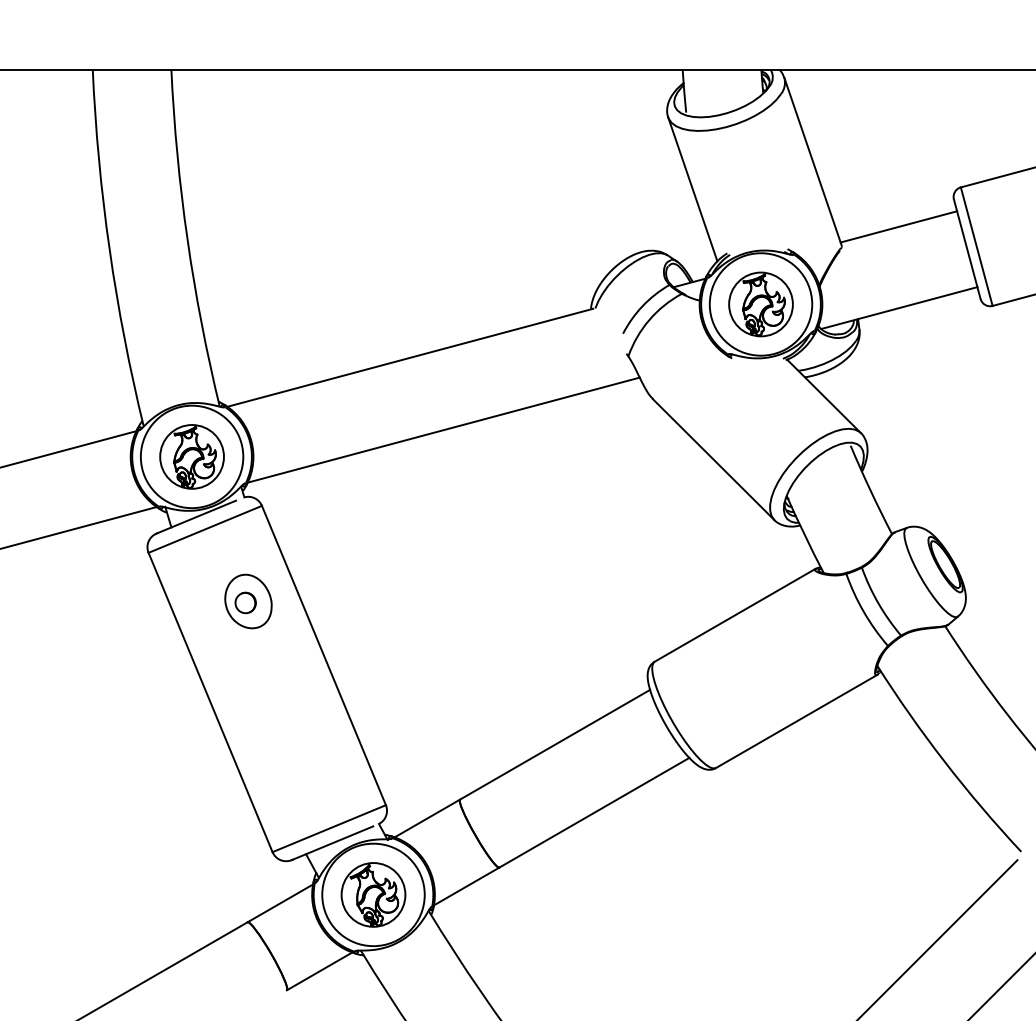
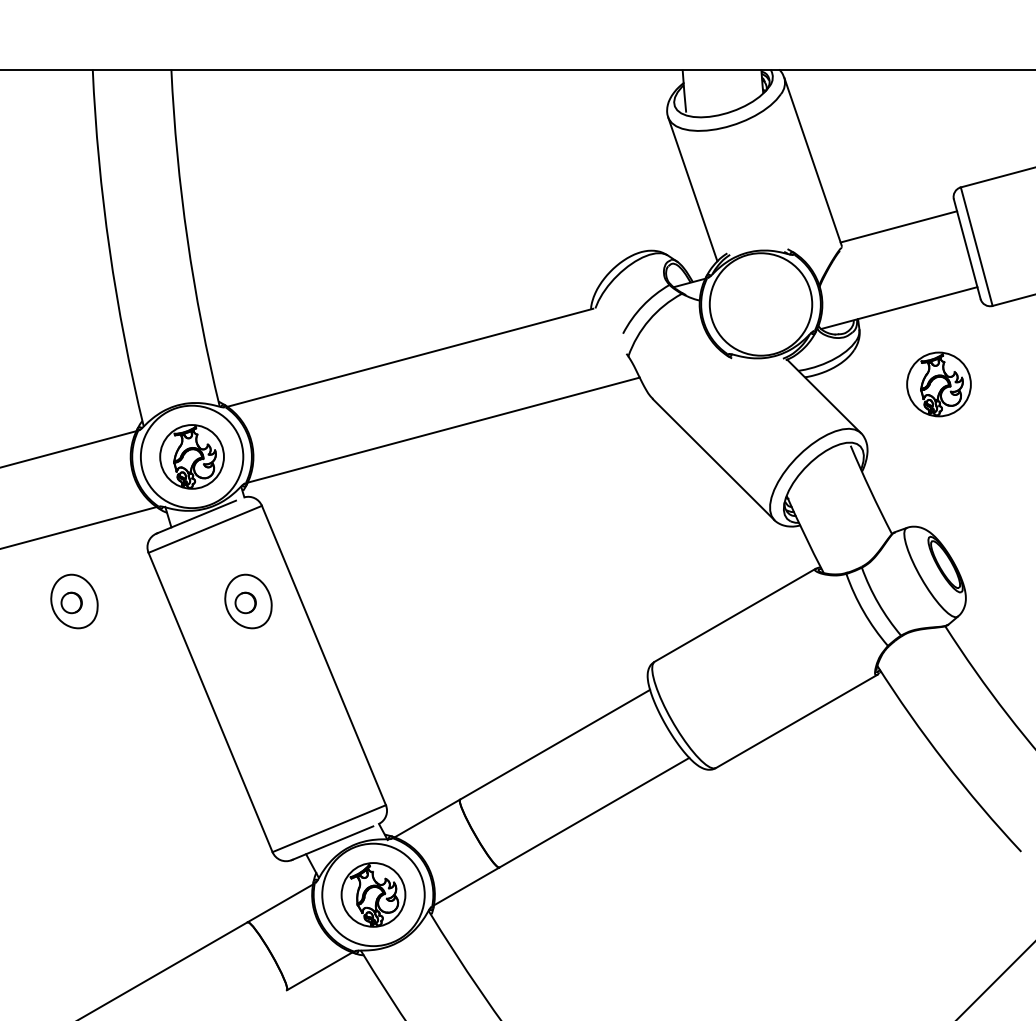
part position: (760, 304) -> (938, 384) (938, 384)
part: none -> present (74, 601)
line: present -> none (938, 938)
line position: (1001, 986) -> (995, 980) (995, 980)
